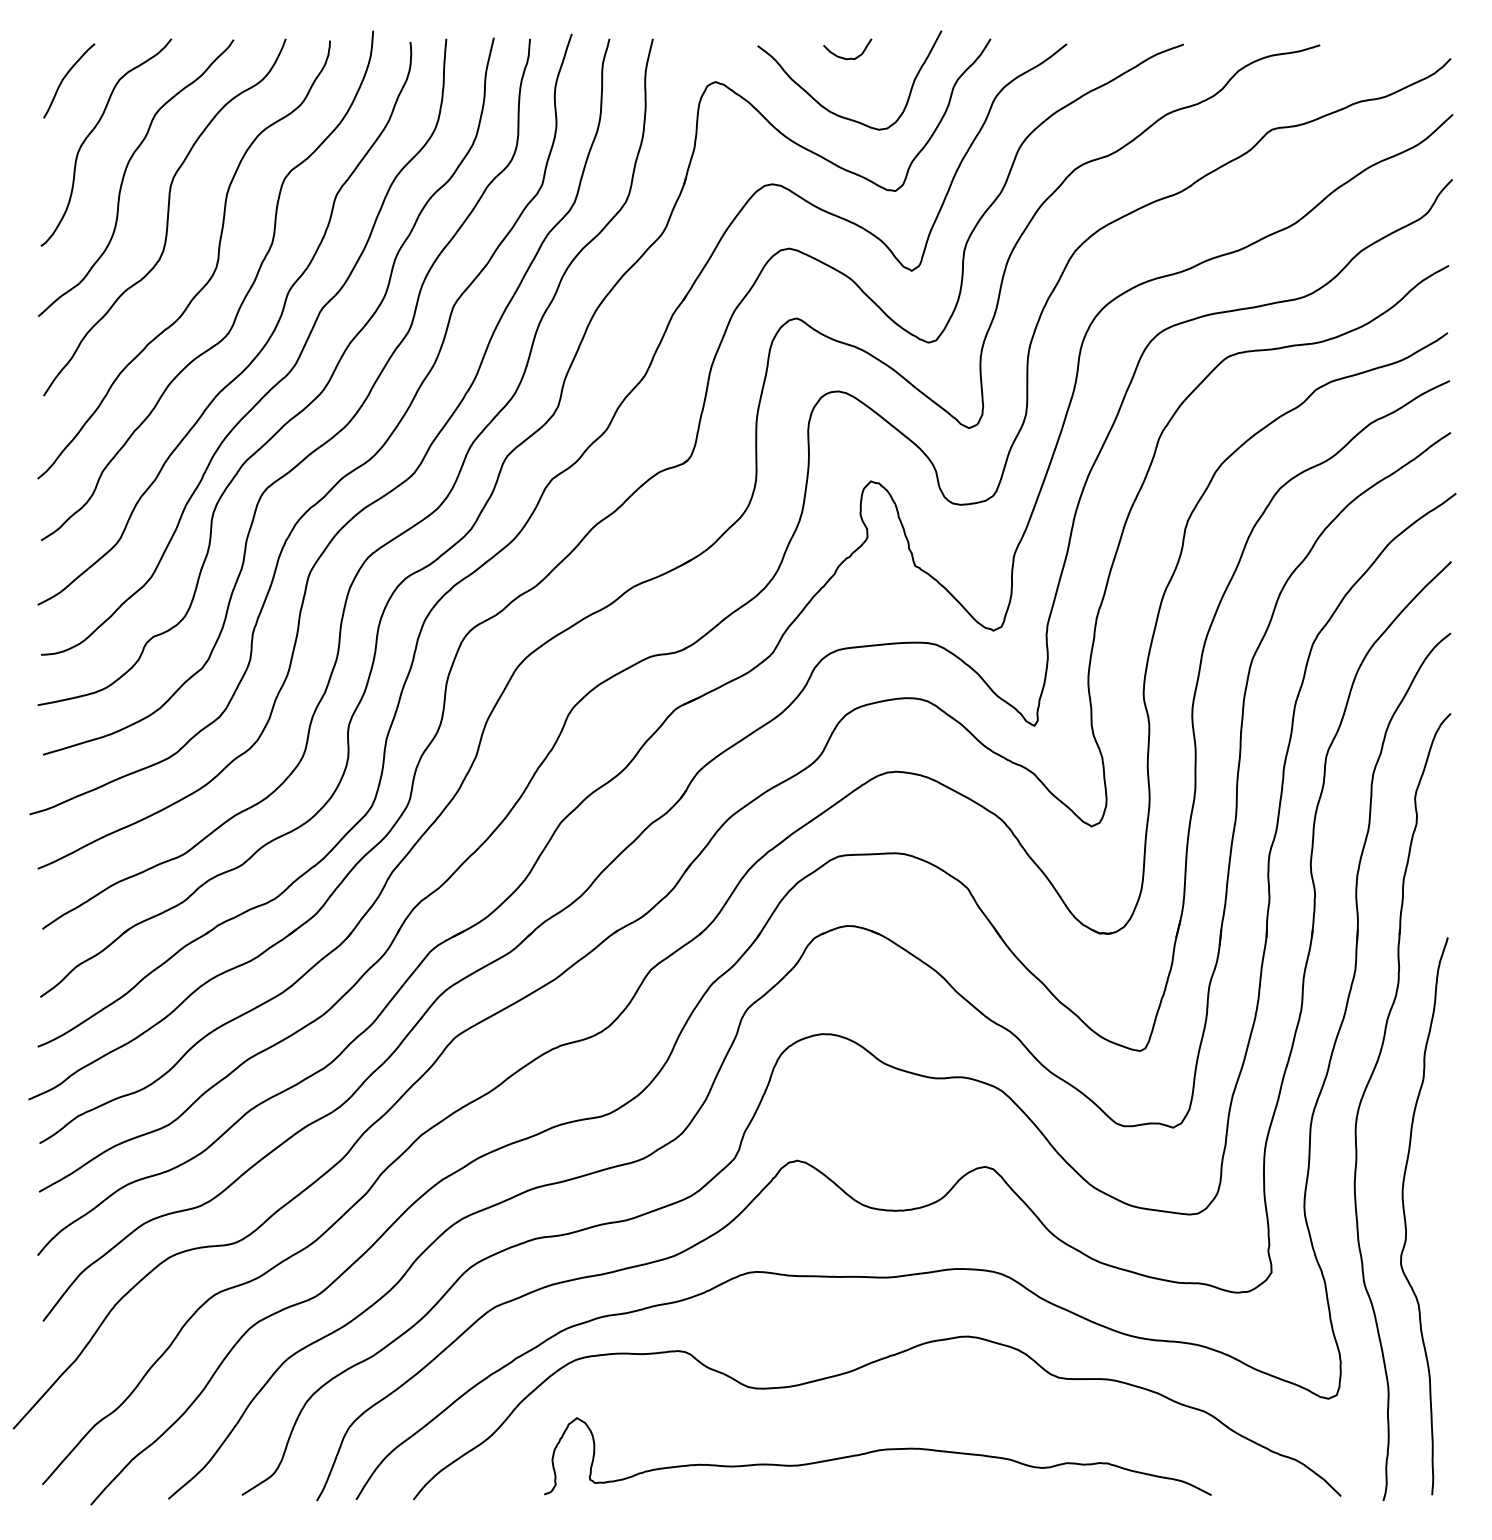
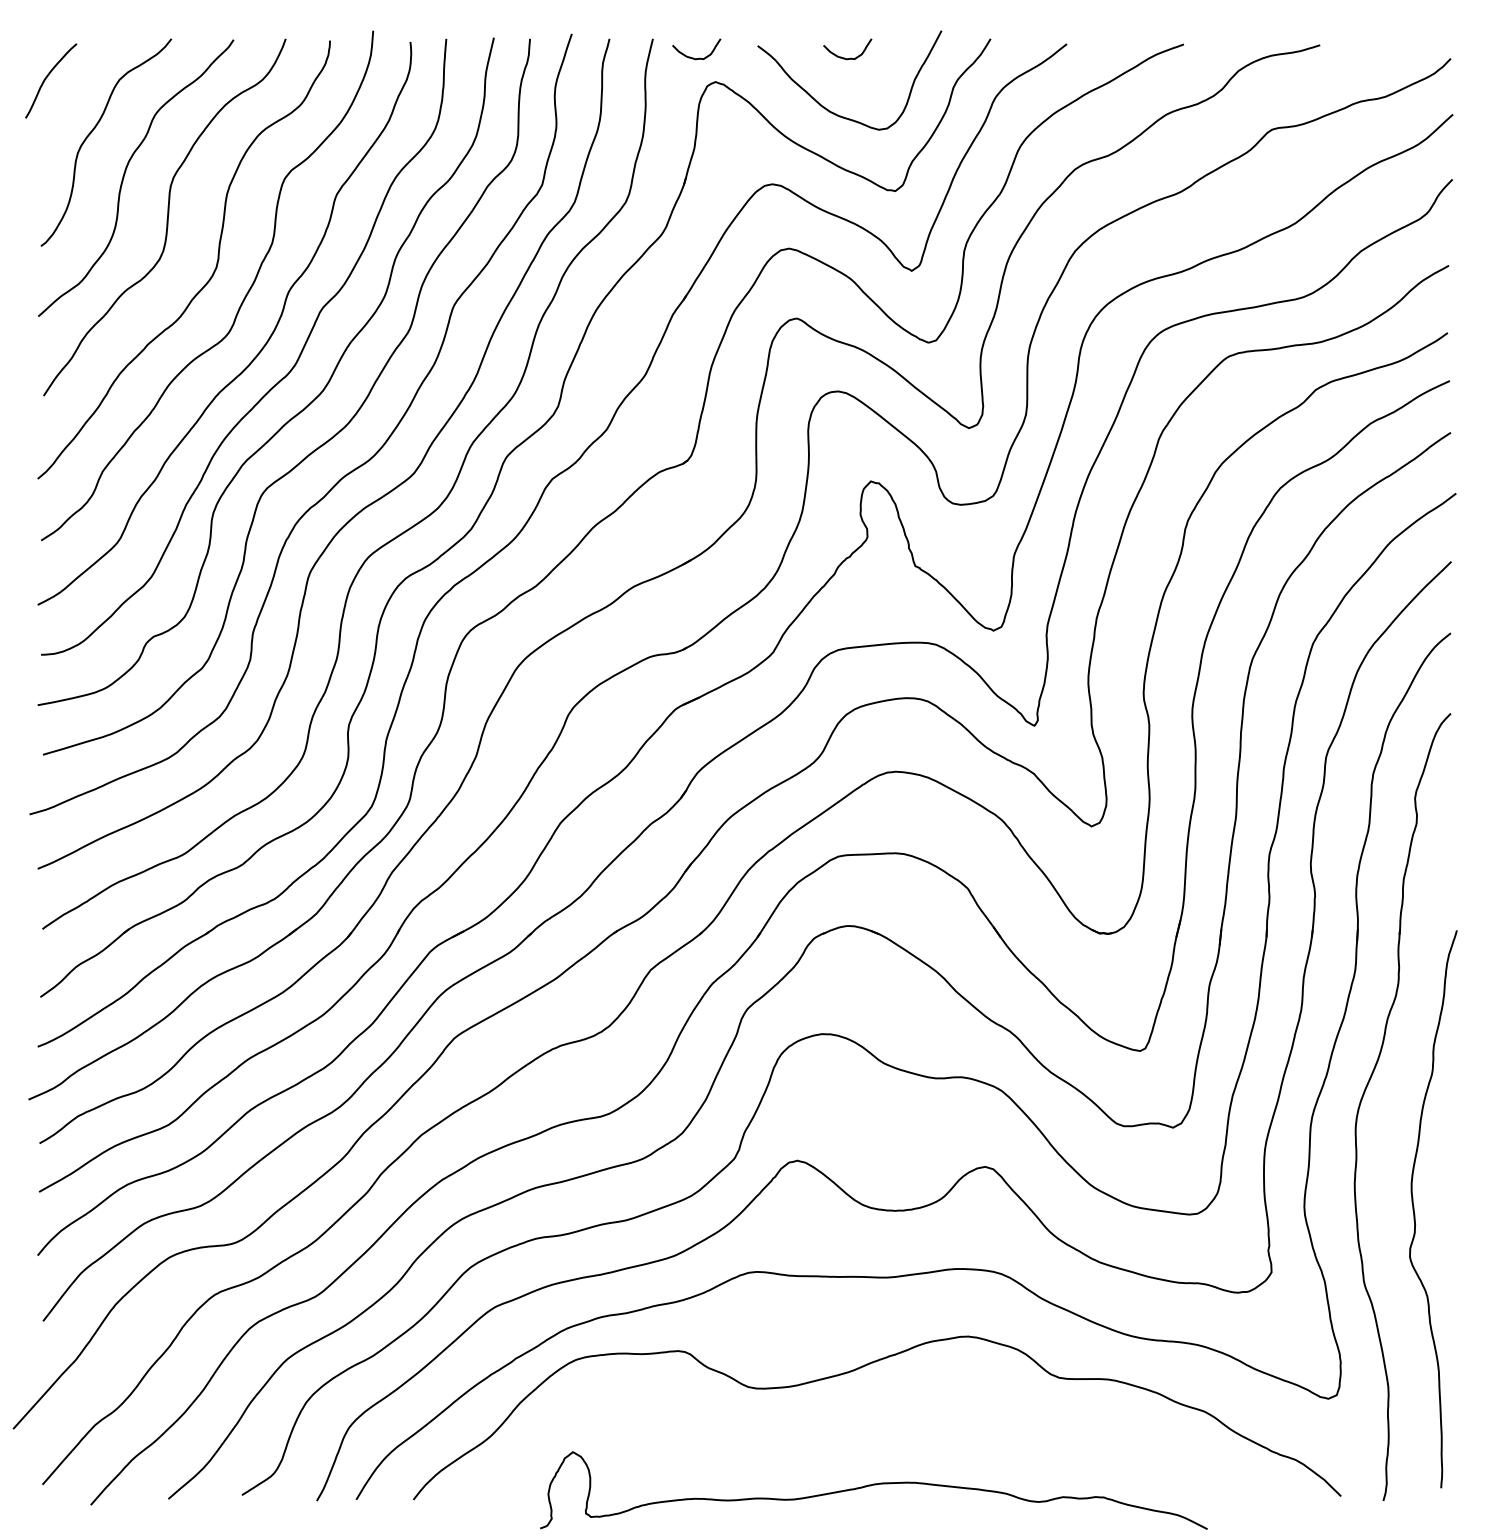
curve: none -> present (693, 57)
curve position: (66, 76) -> (48, 76) (48, 76)
curve position: (1406, 1221) -> (1415, 1214) (1415, 1214)
curve position: (877, 1451) -> (873, 1485) (873, 1485)
